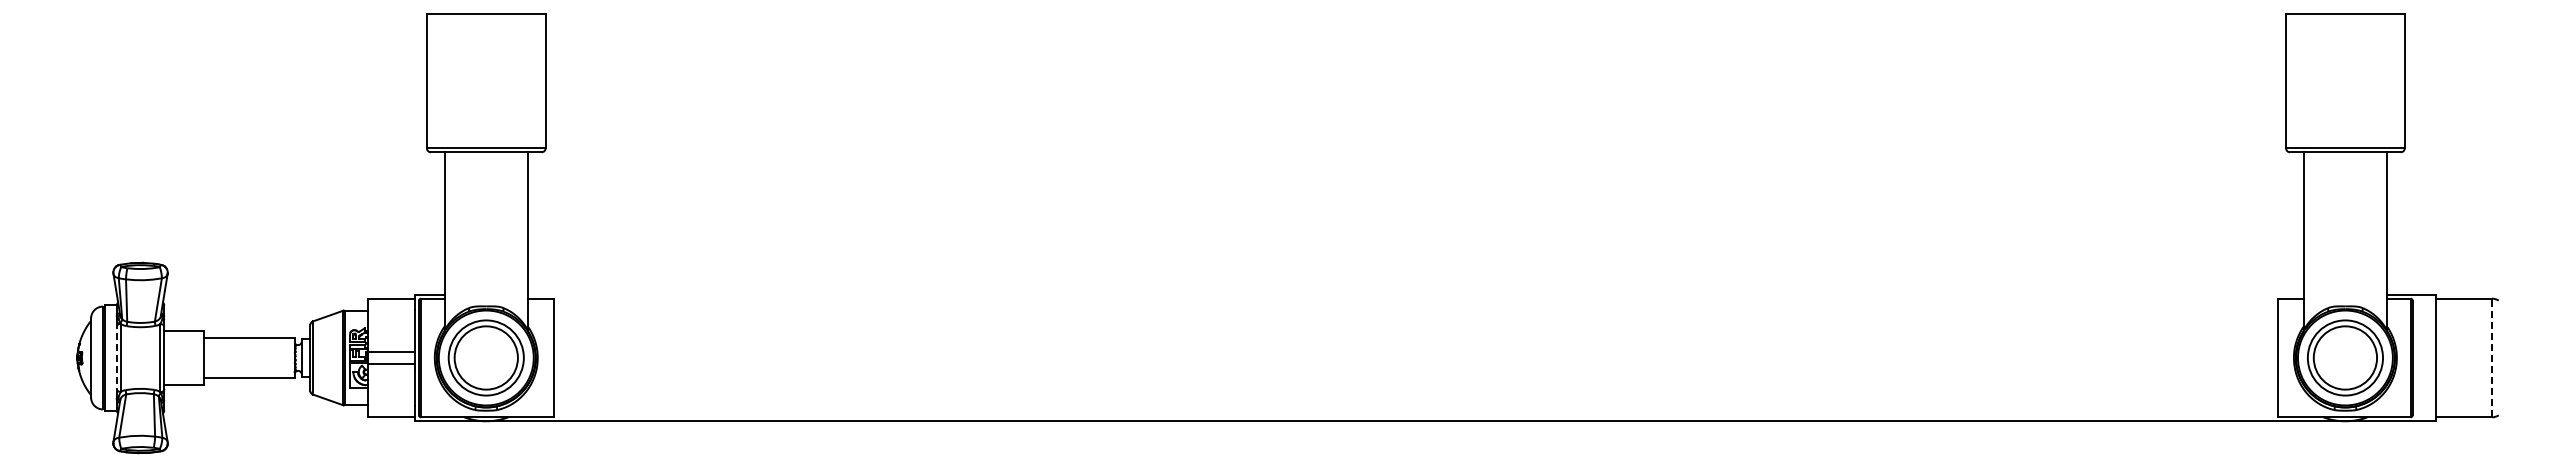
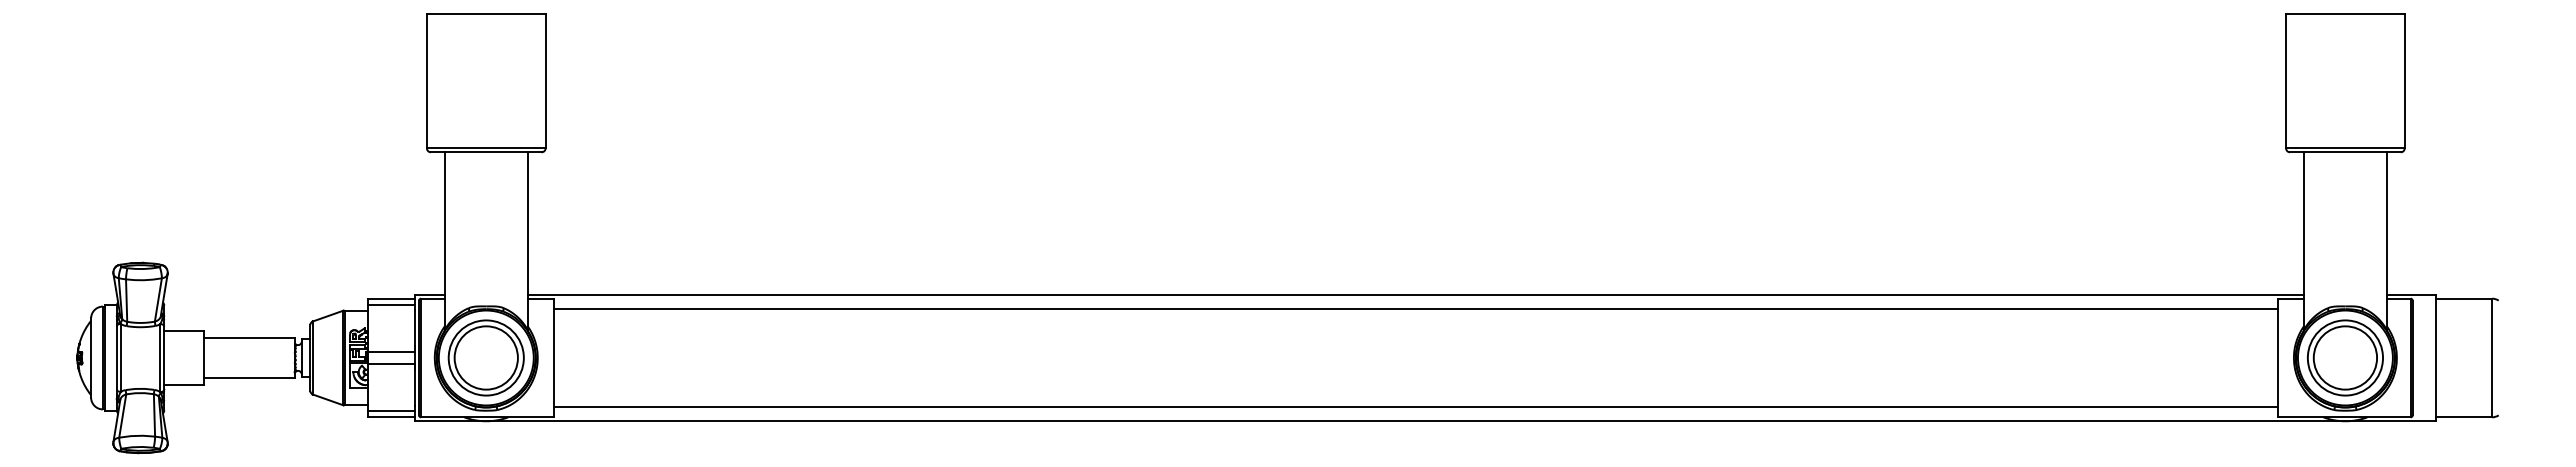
line: none -> present (1415, 294)
line: none -> present (391, 304)
line: none -> present (1415, 308)
line: dashed -> solid (116, 357)
line: dashed -> solid (2492, 357)
line: none -> present (1415, 407)
line: none -> present (391, 411)
